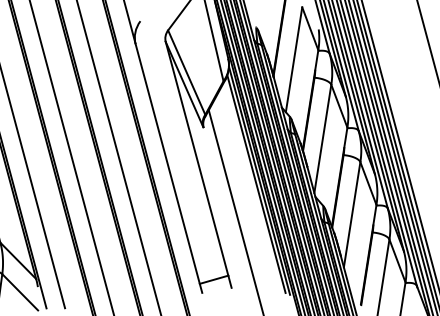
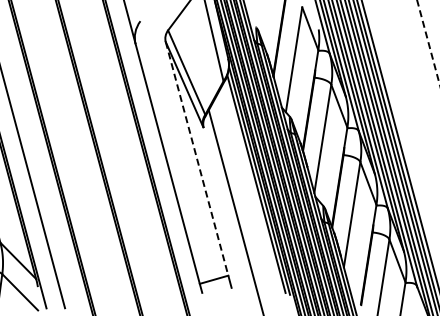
line: solid -> dashed (428, 42)
line: present -> none (71, 157)
line: present -> none (118, 157)
line: solid -> dashed (197, 158)
